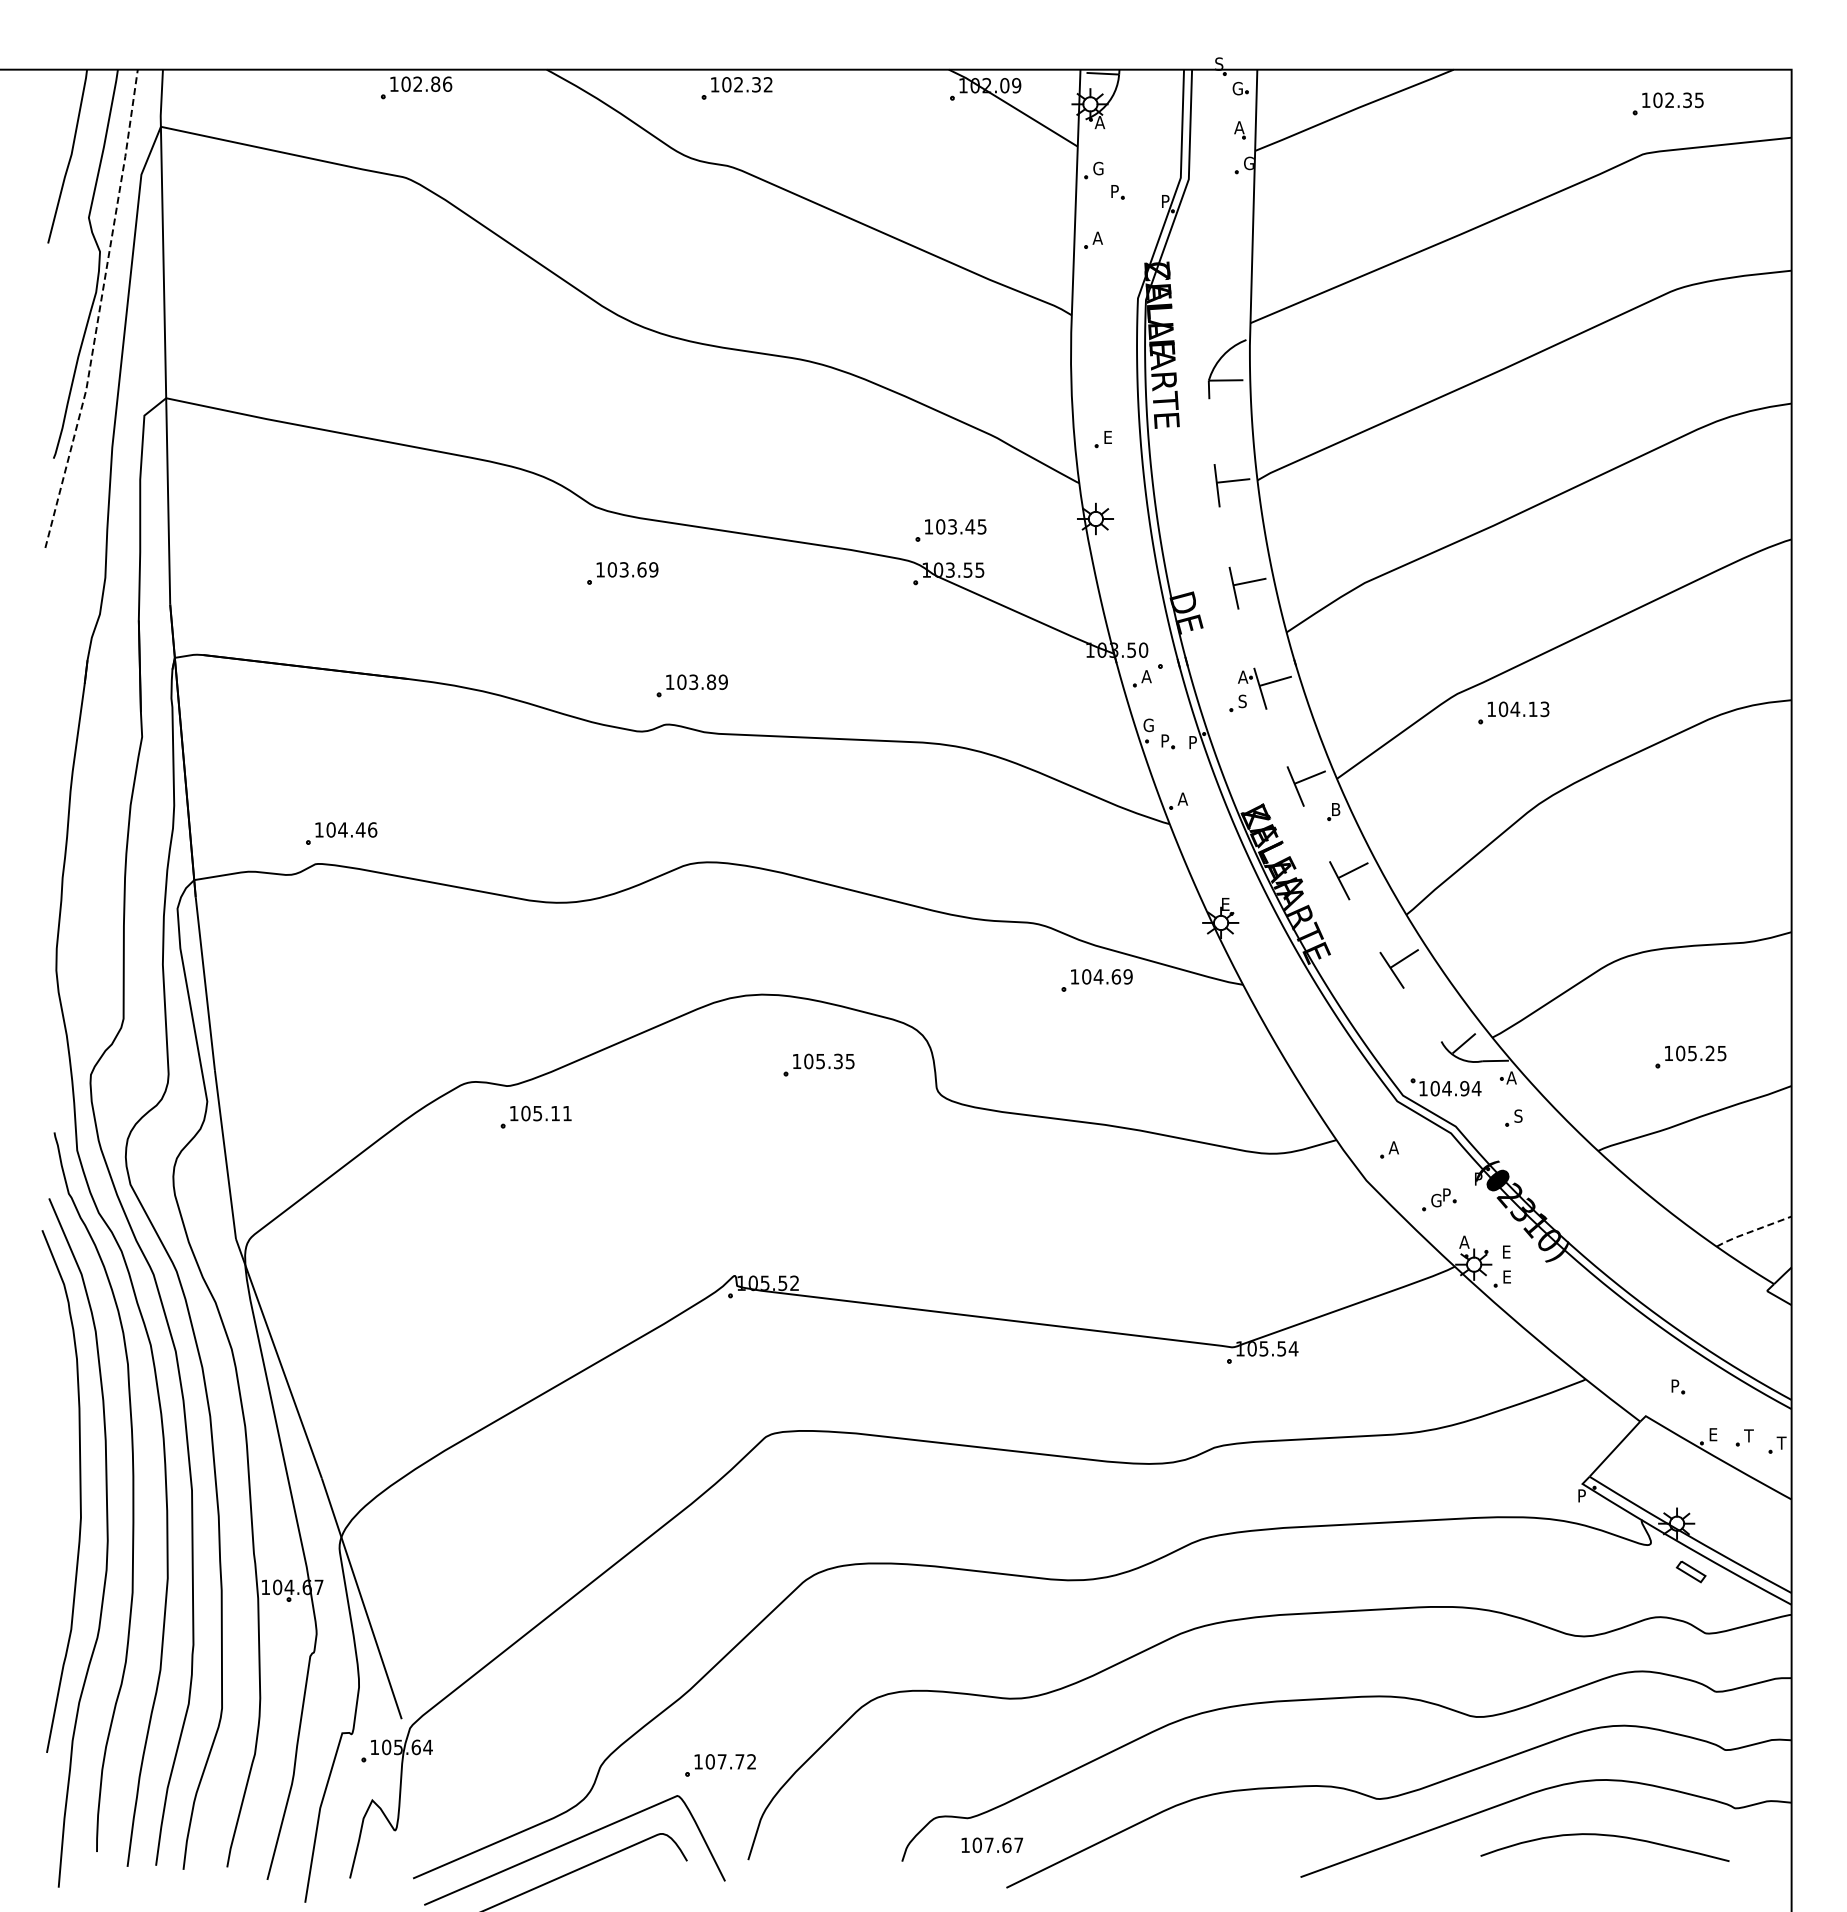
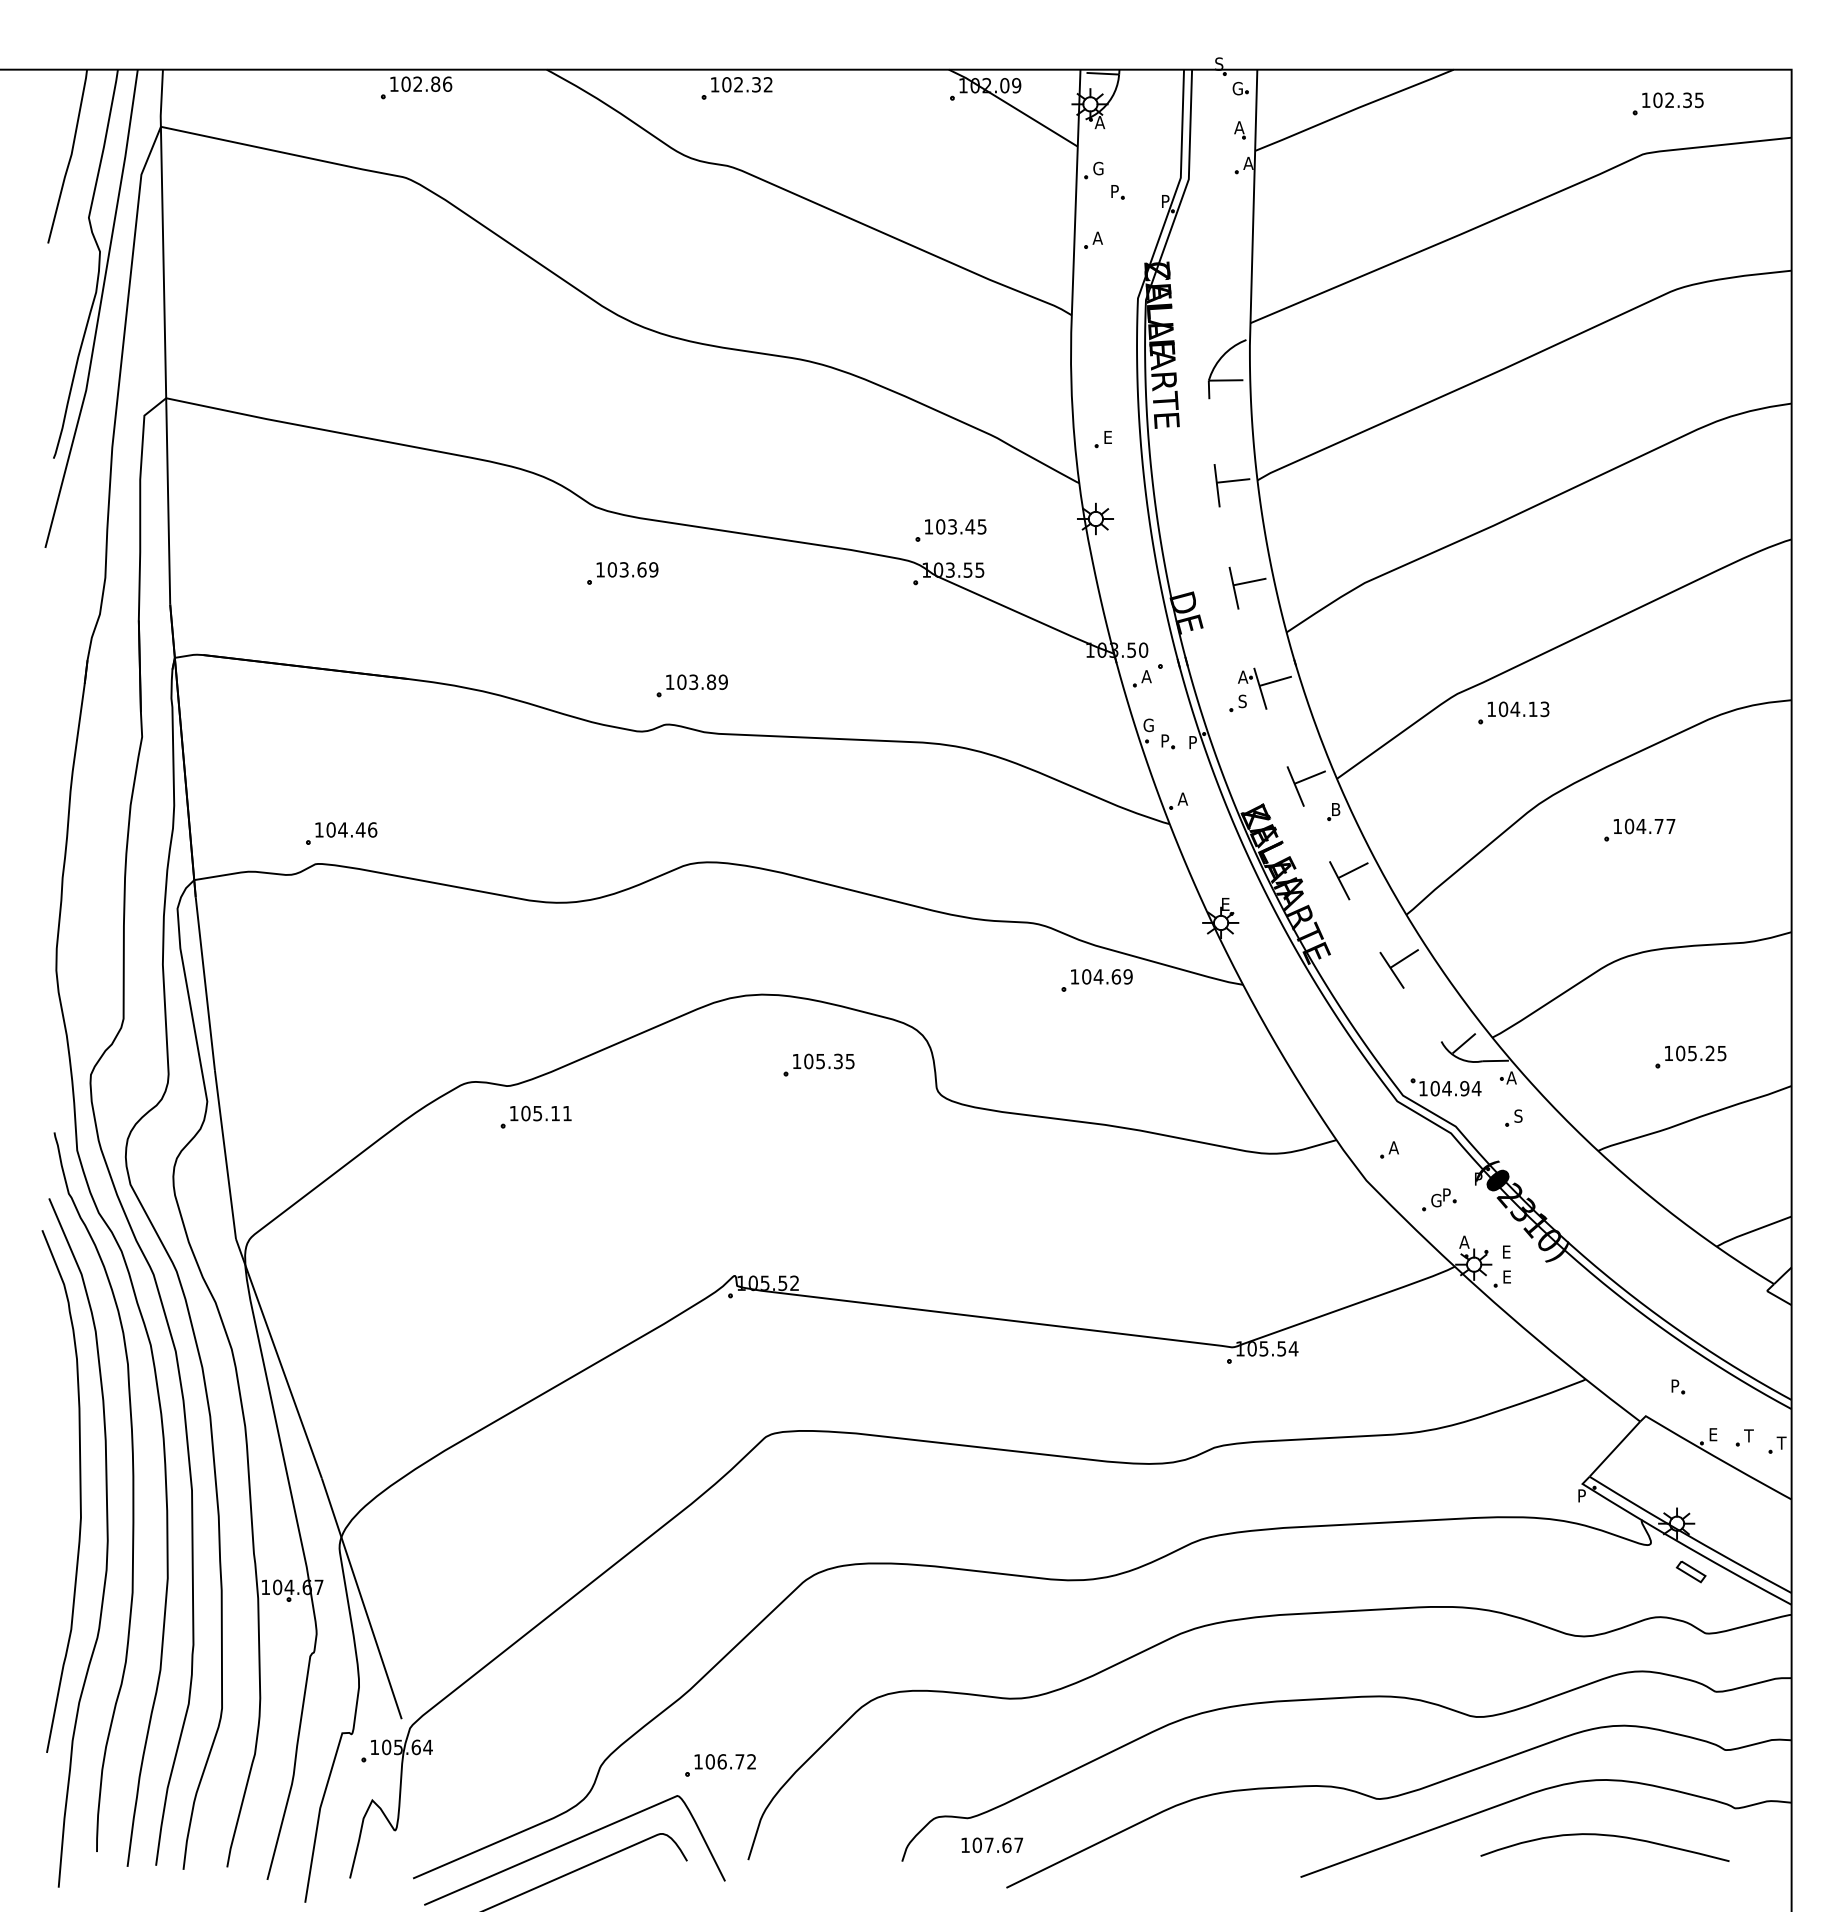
text: G -> A (1248, 163)
line: dashed -> solid (99, 310)
part: none -> present (1639, 829)
line: dashed -> solid (1752, 1231)
text: 107.72 -> 106.72 (721, 1761)
